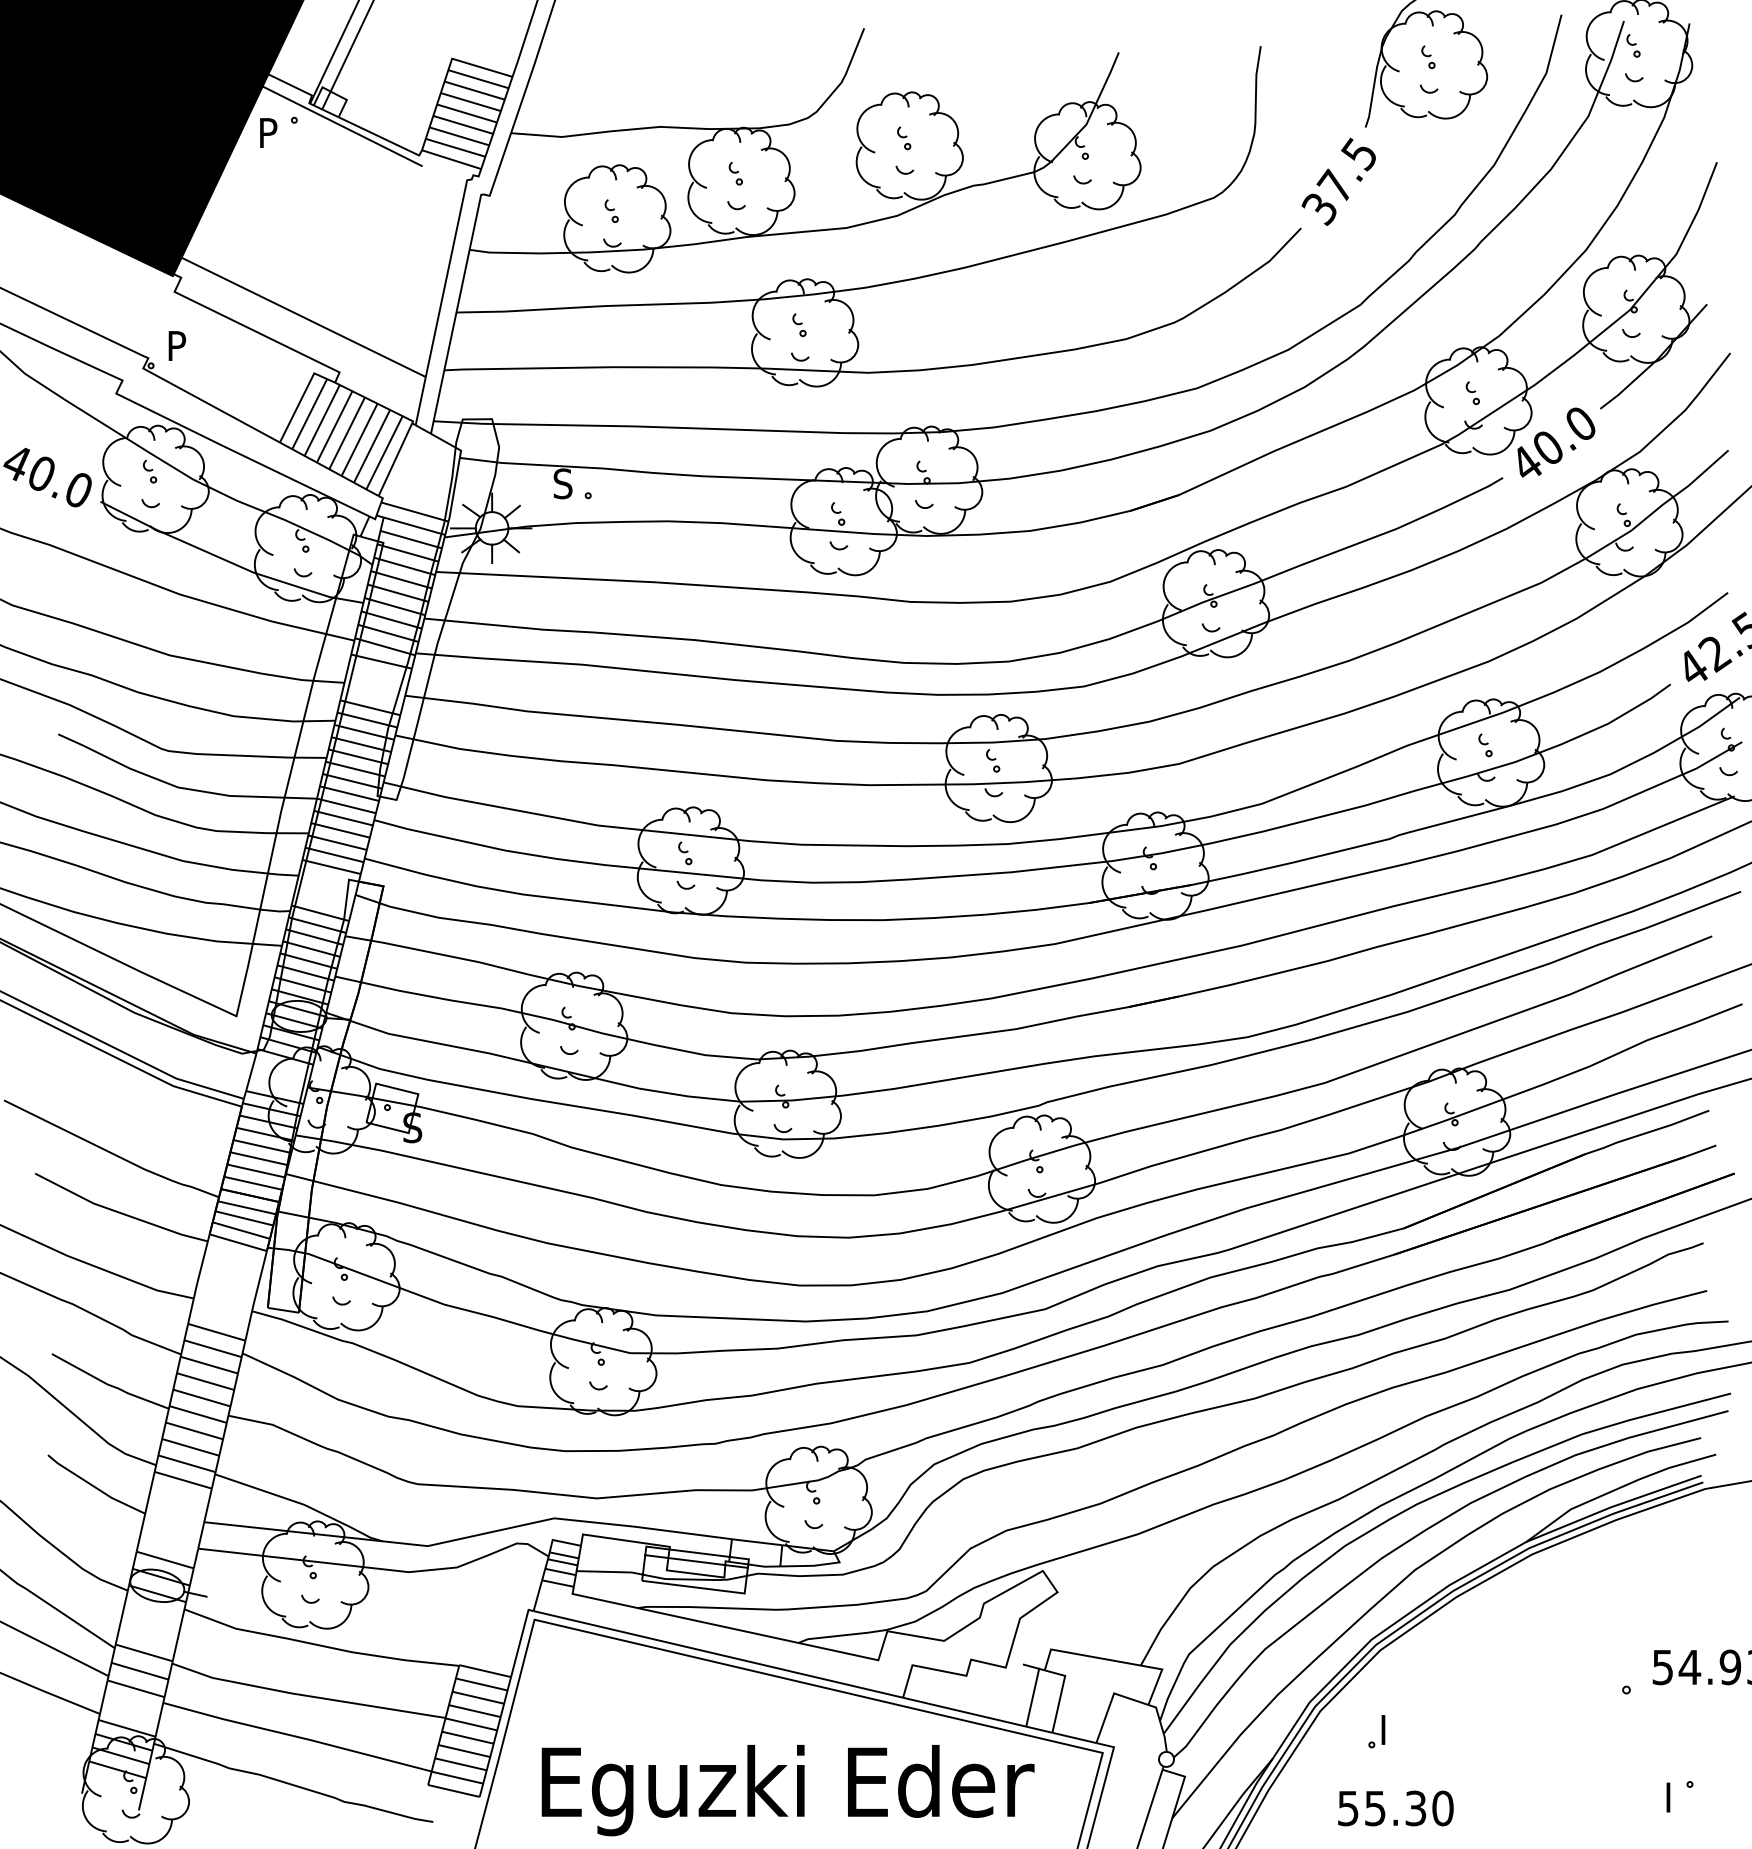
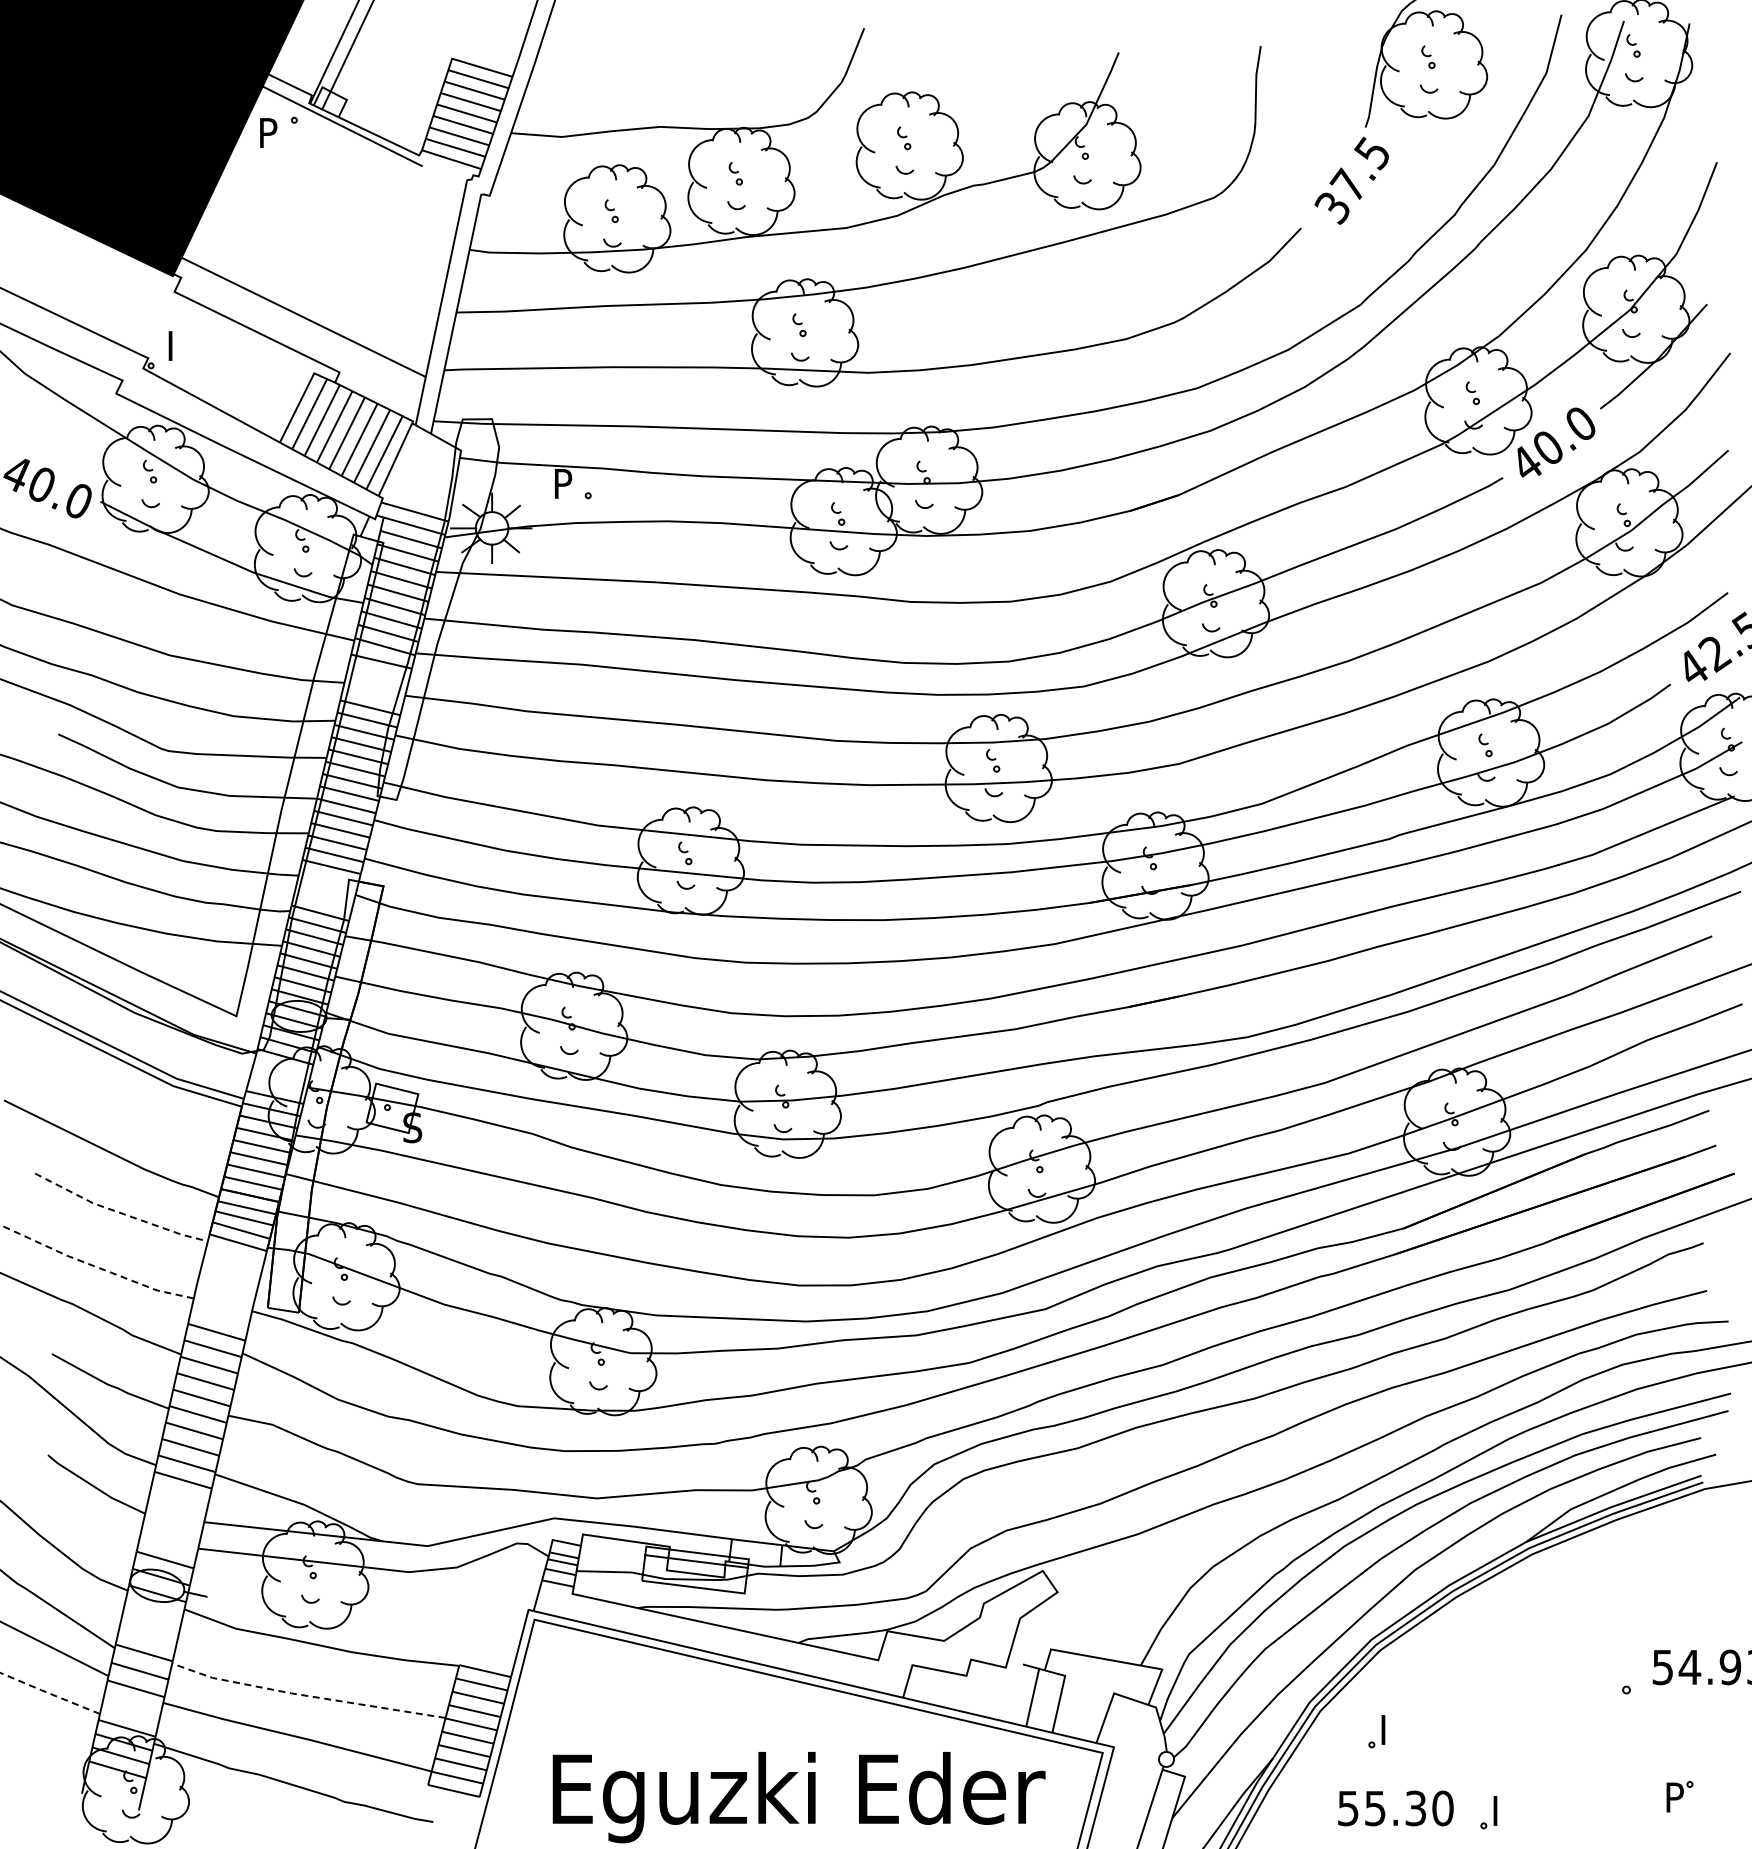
text position: (1338, 181) -> (1351, 180) (1351, 180)
text: P -> I (178, 339)
text position: (47, 477) -> (47, 488) (47, 488)
text: S -> P (562, 483)
line: solid -> dashed (119, 1212)
line: solid -> dashed (95, 1266)
line: solid -> dashed (49, 1693)
line: solid -> dashed (306, 1695)
text position: (787, 1790) -> (798, 1797) (798, 1797)
text: I -> P (1676, 1791)
part: none -> present (1488, 1812)
